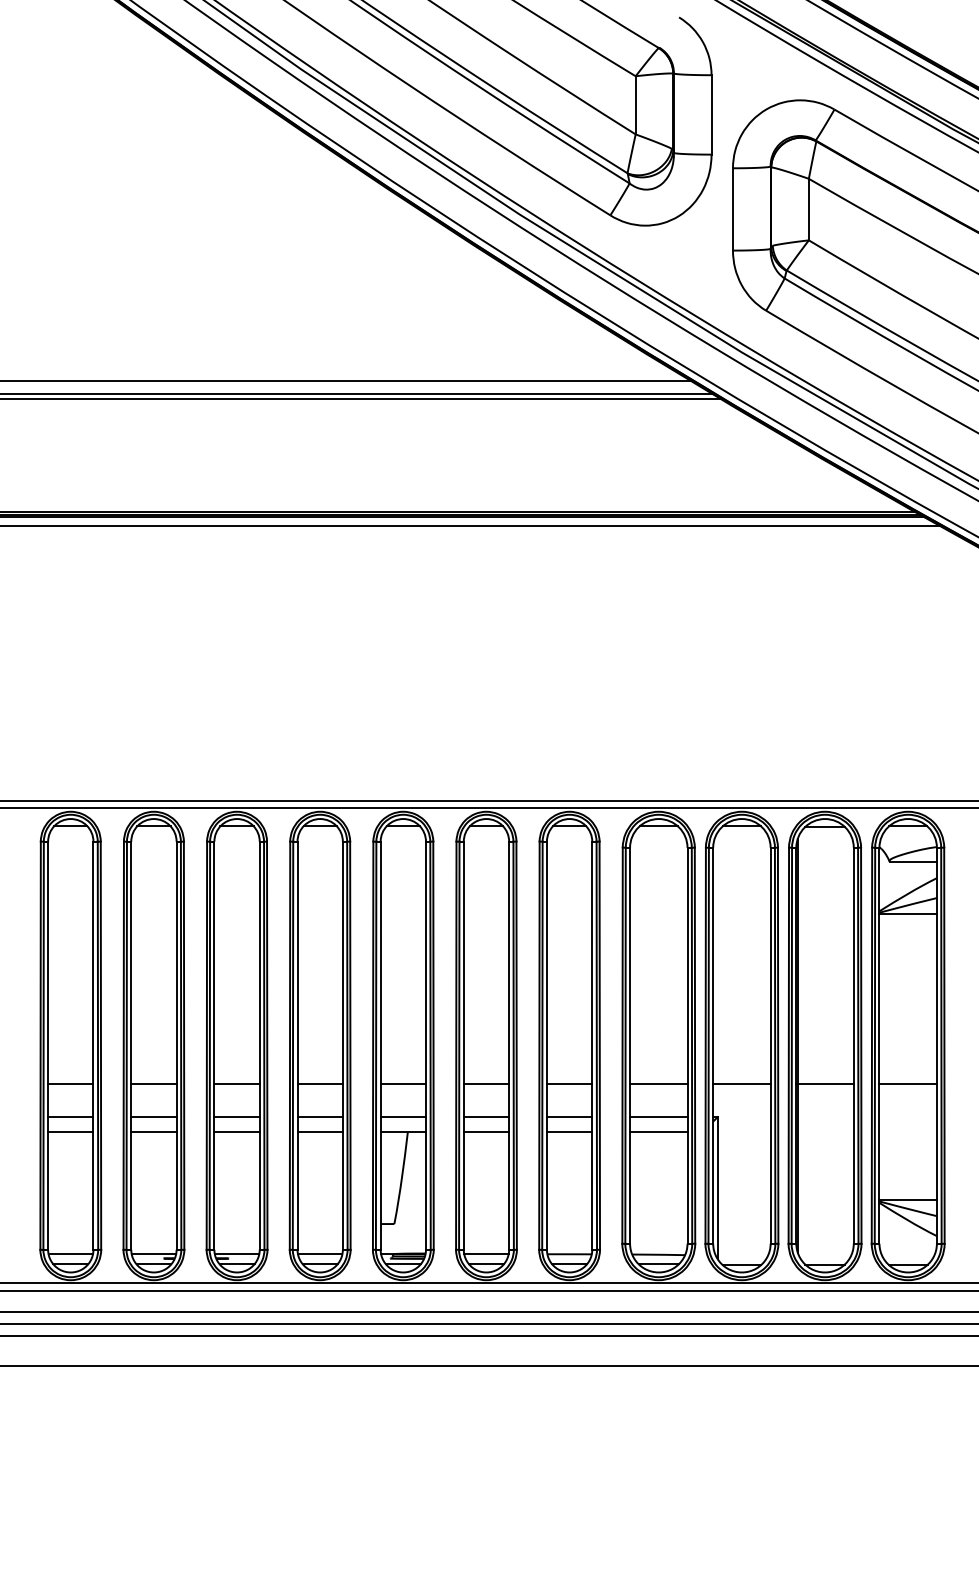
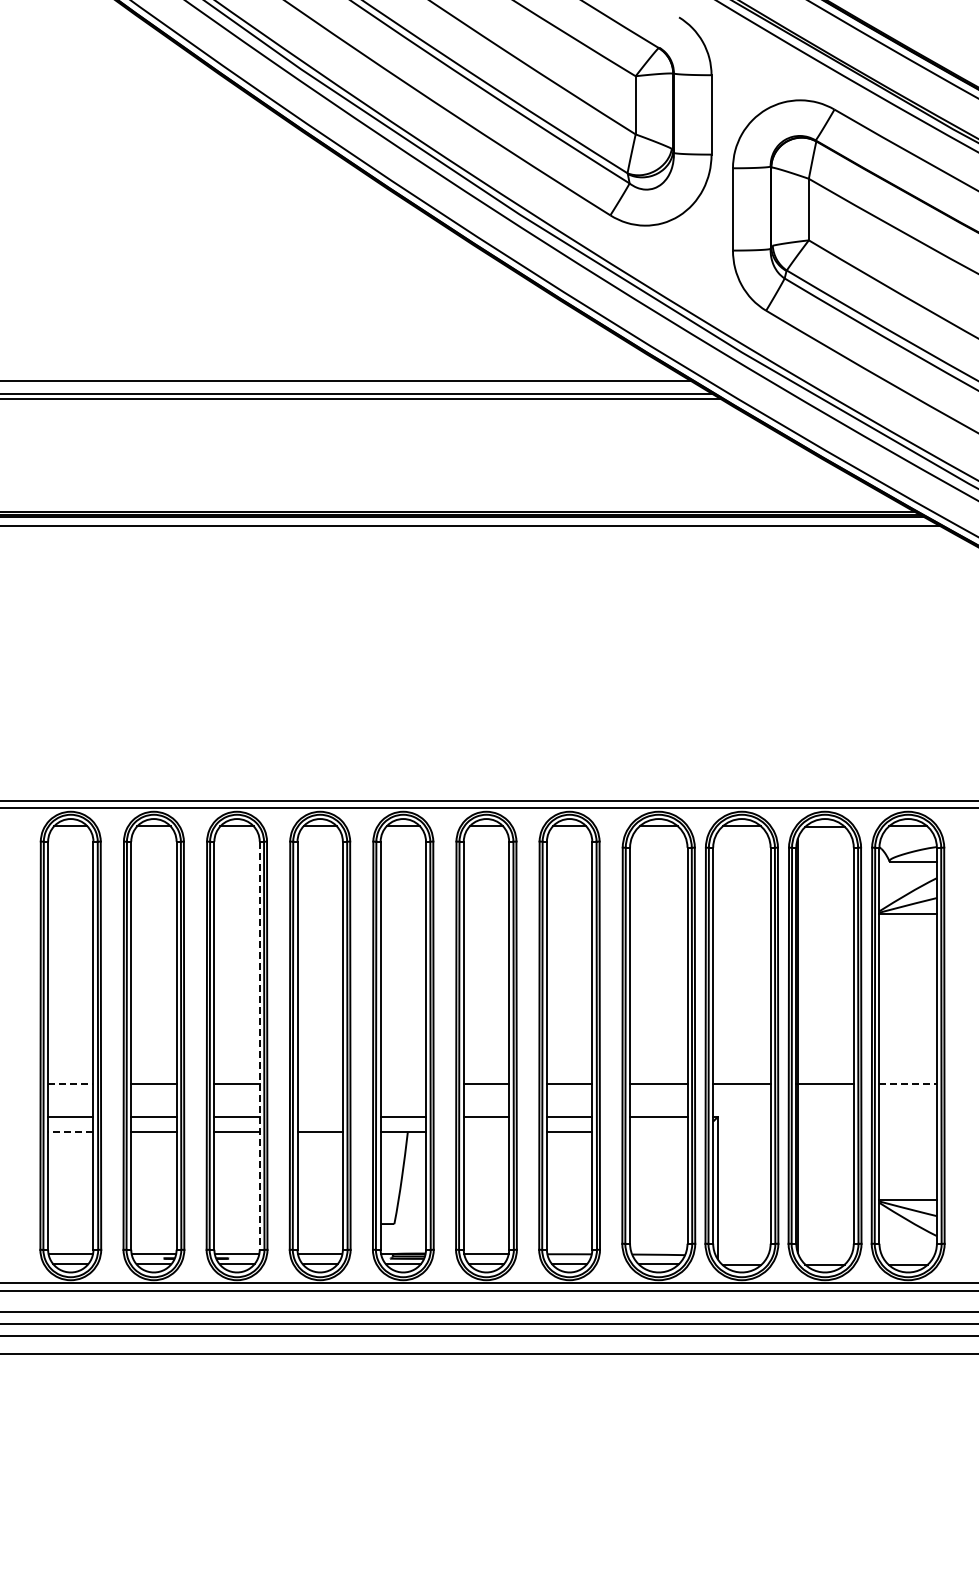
line: solid -> dashed (259, 1046)
line: solid -> dashed (70, 1083)
line: present -> none (319, 1083)
line: present -> none (403, 1083)
line: solid -> dashed (908, 1083)
line: present -> none (319, 1117)
line: solid -> dashed (70, 1131)
line: present -> none (486, 1131)
line: present -> none (658, 1131)
line position: (488, 1366) -> (488, 1354) (488, 1354)
